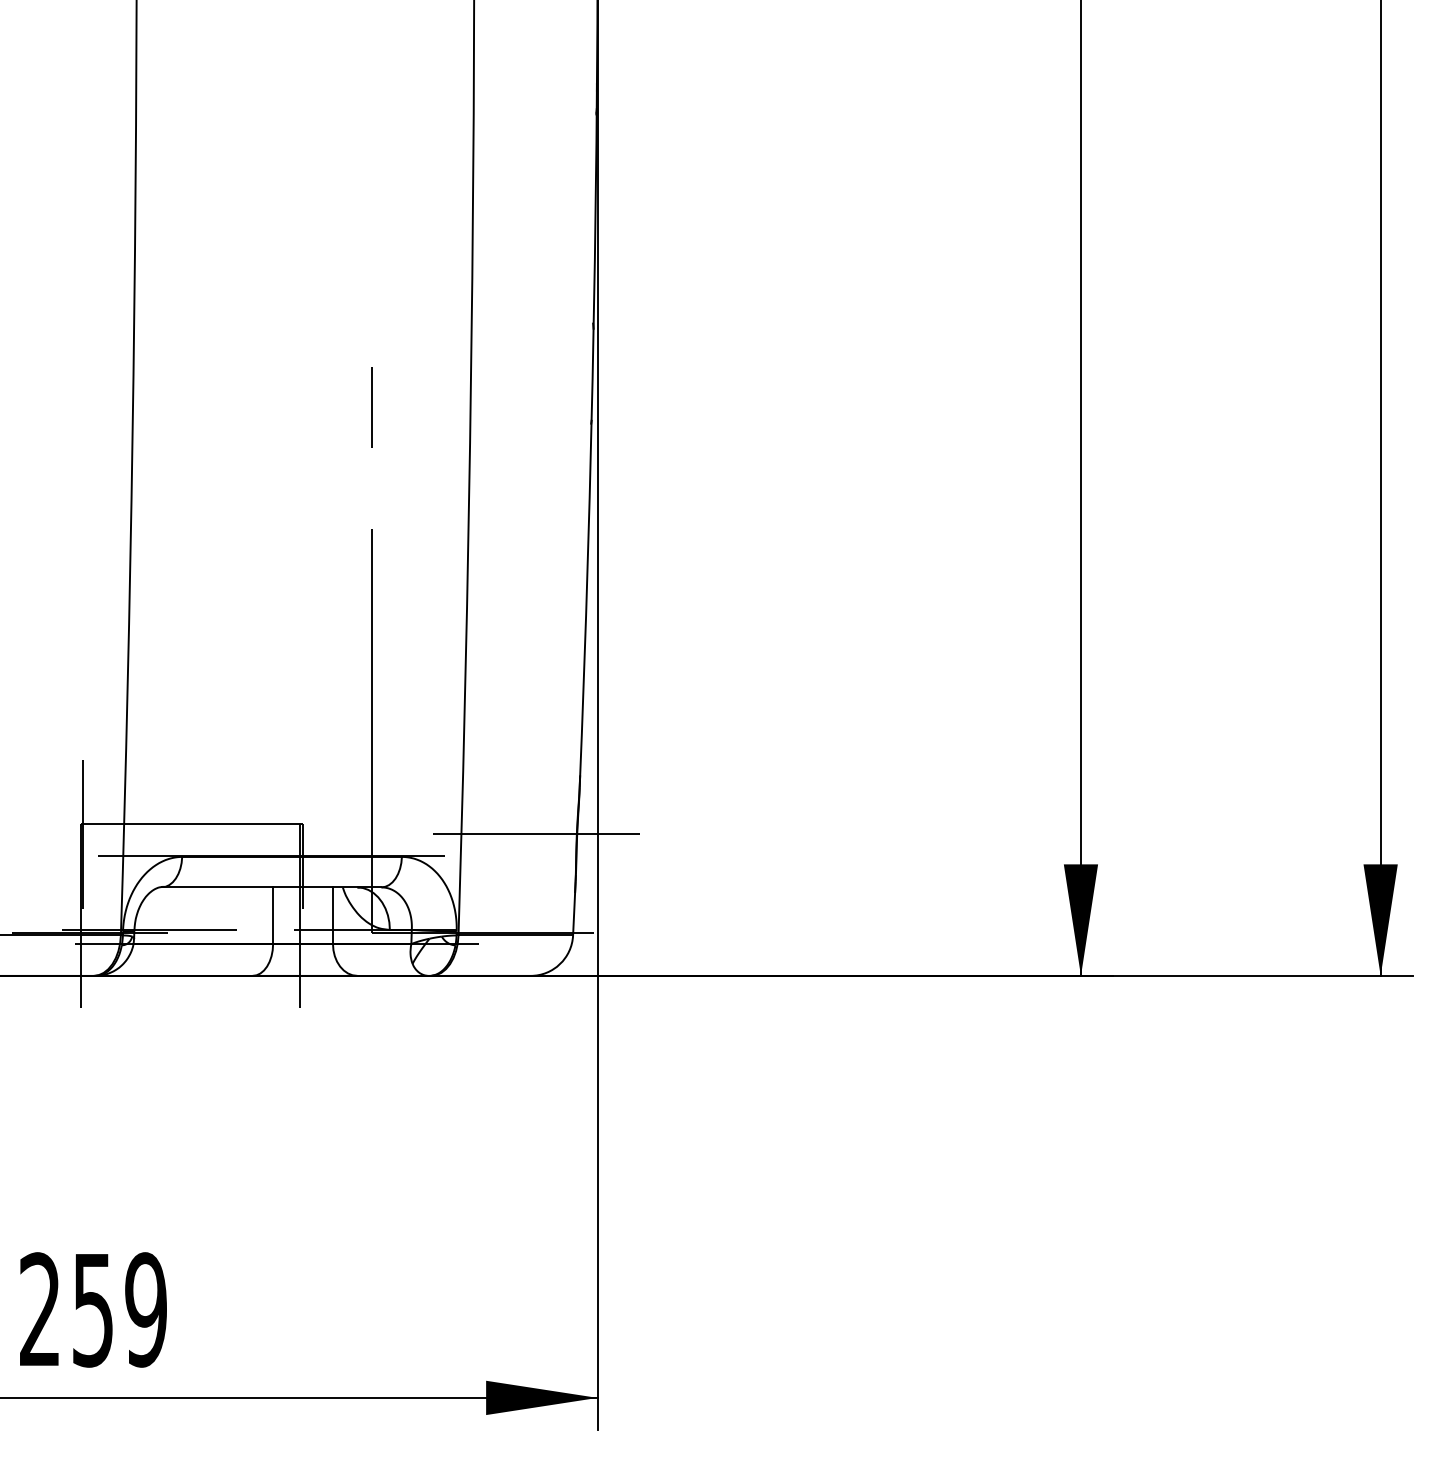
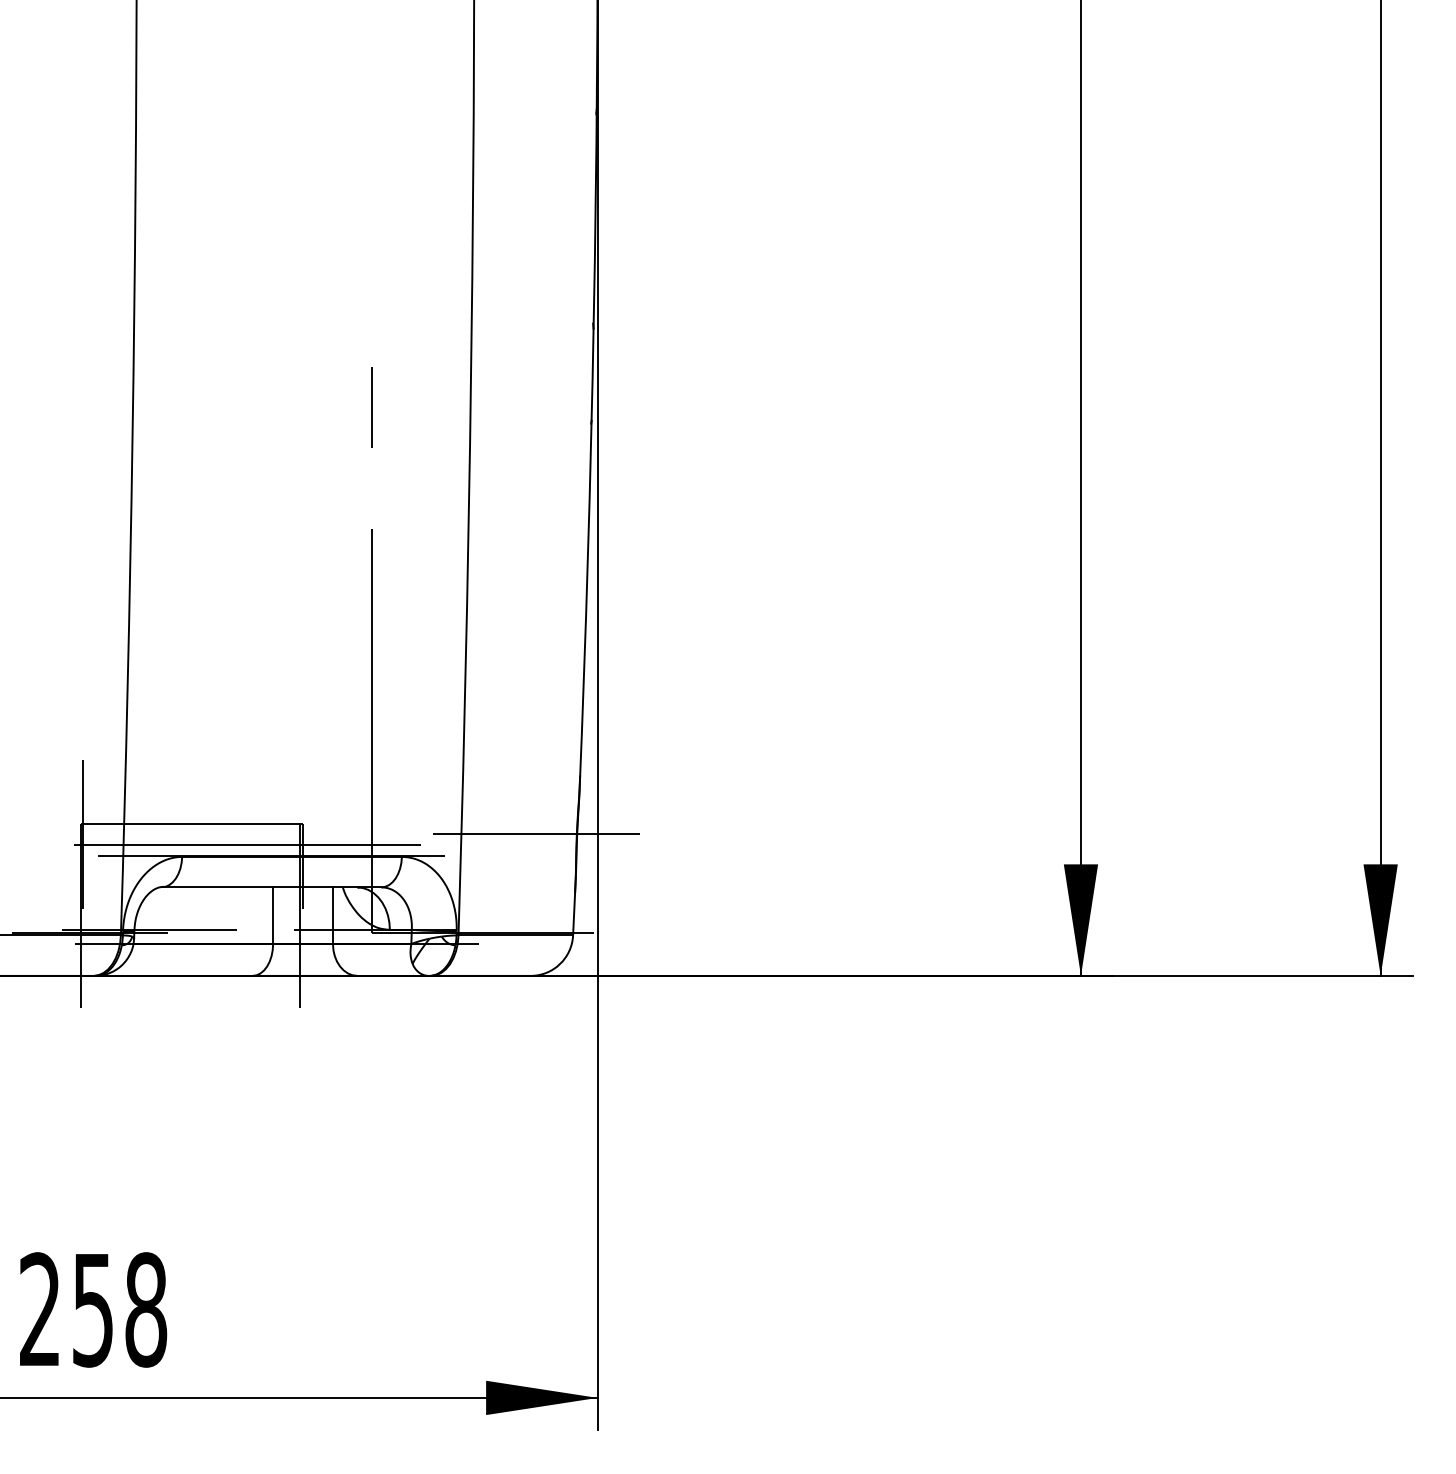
line: none -> present (247, 844)
text: 259 -> 258 (146, 1309)
